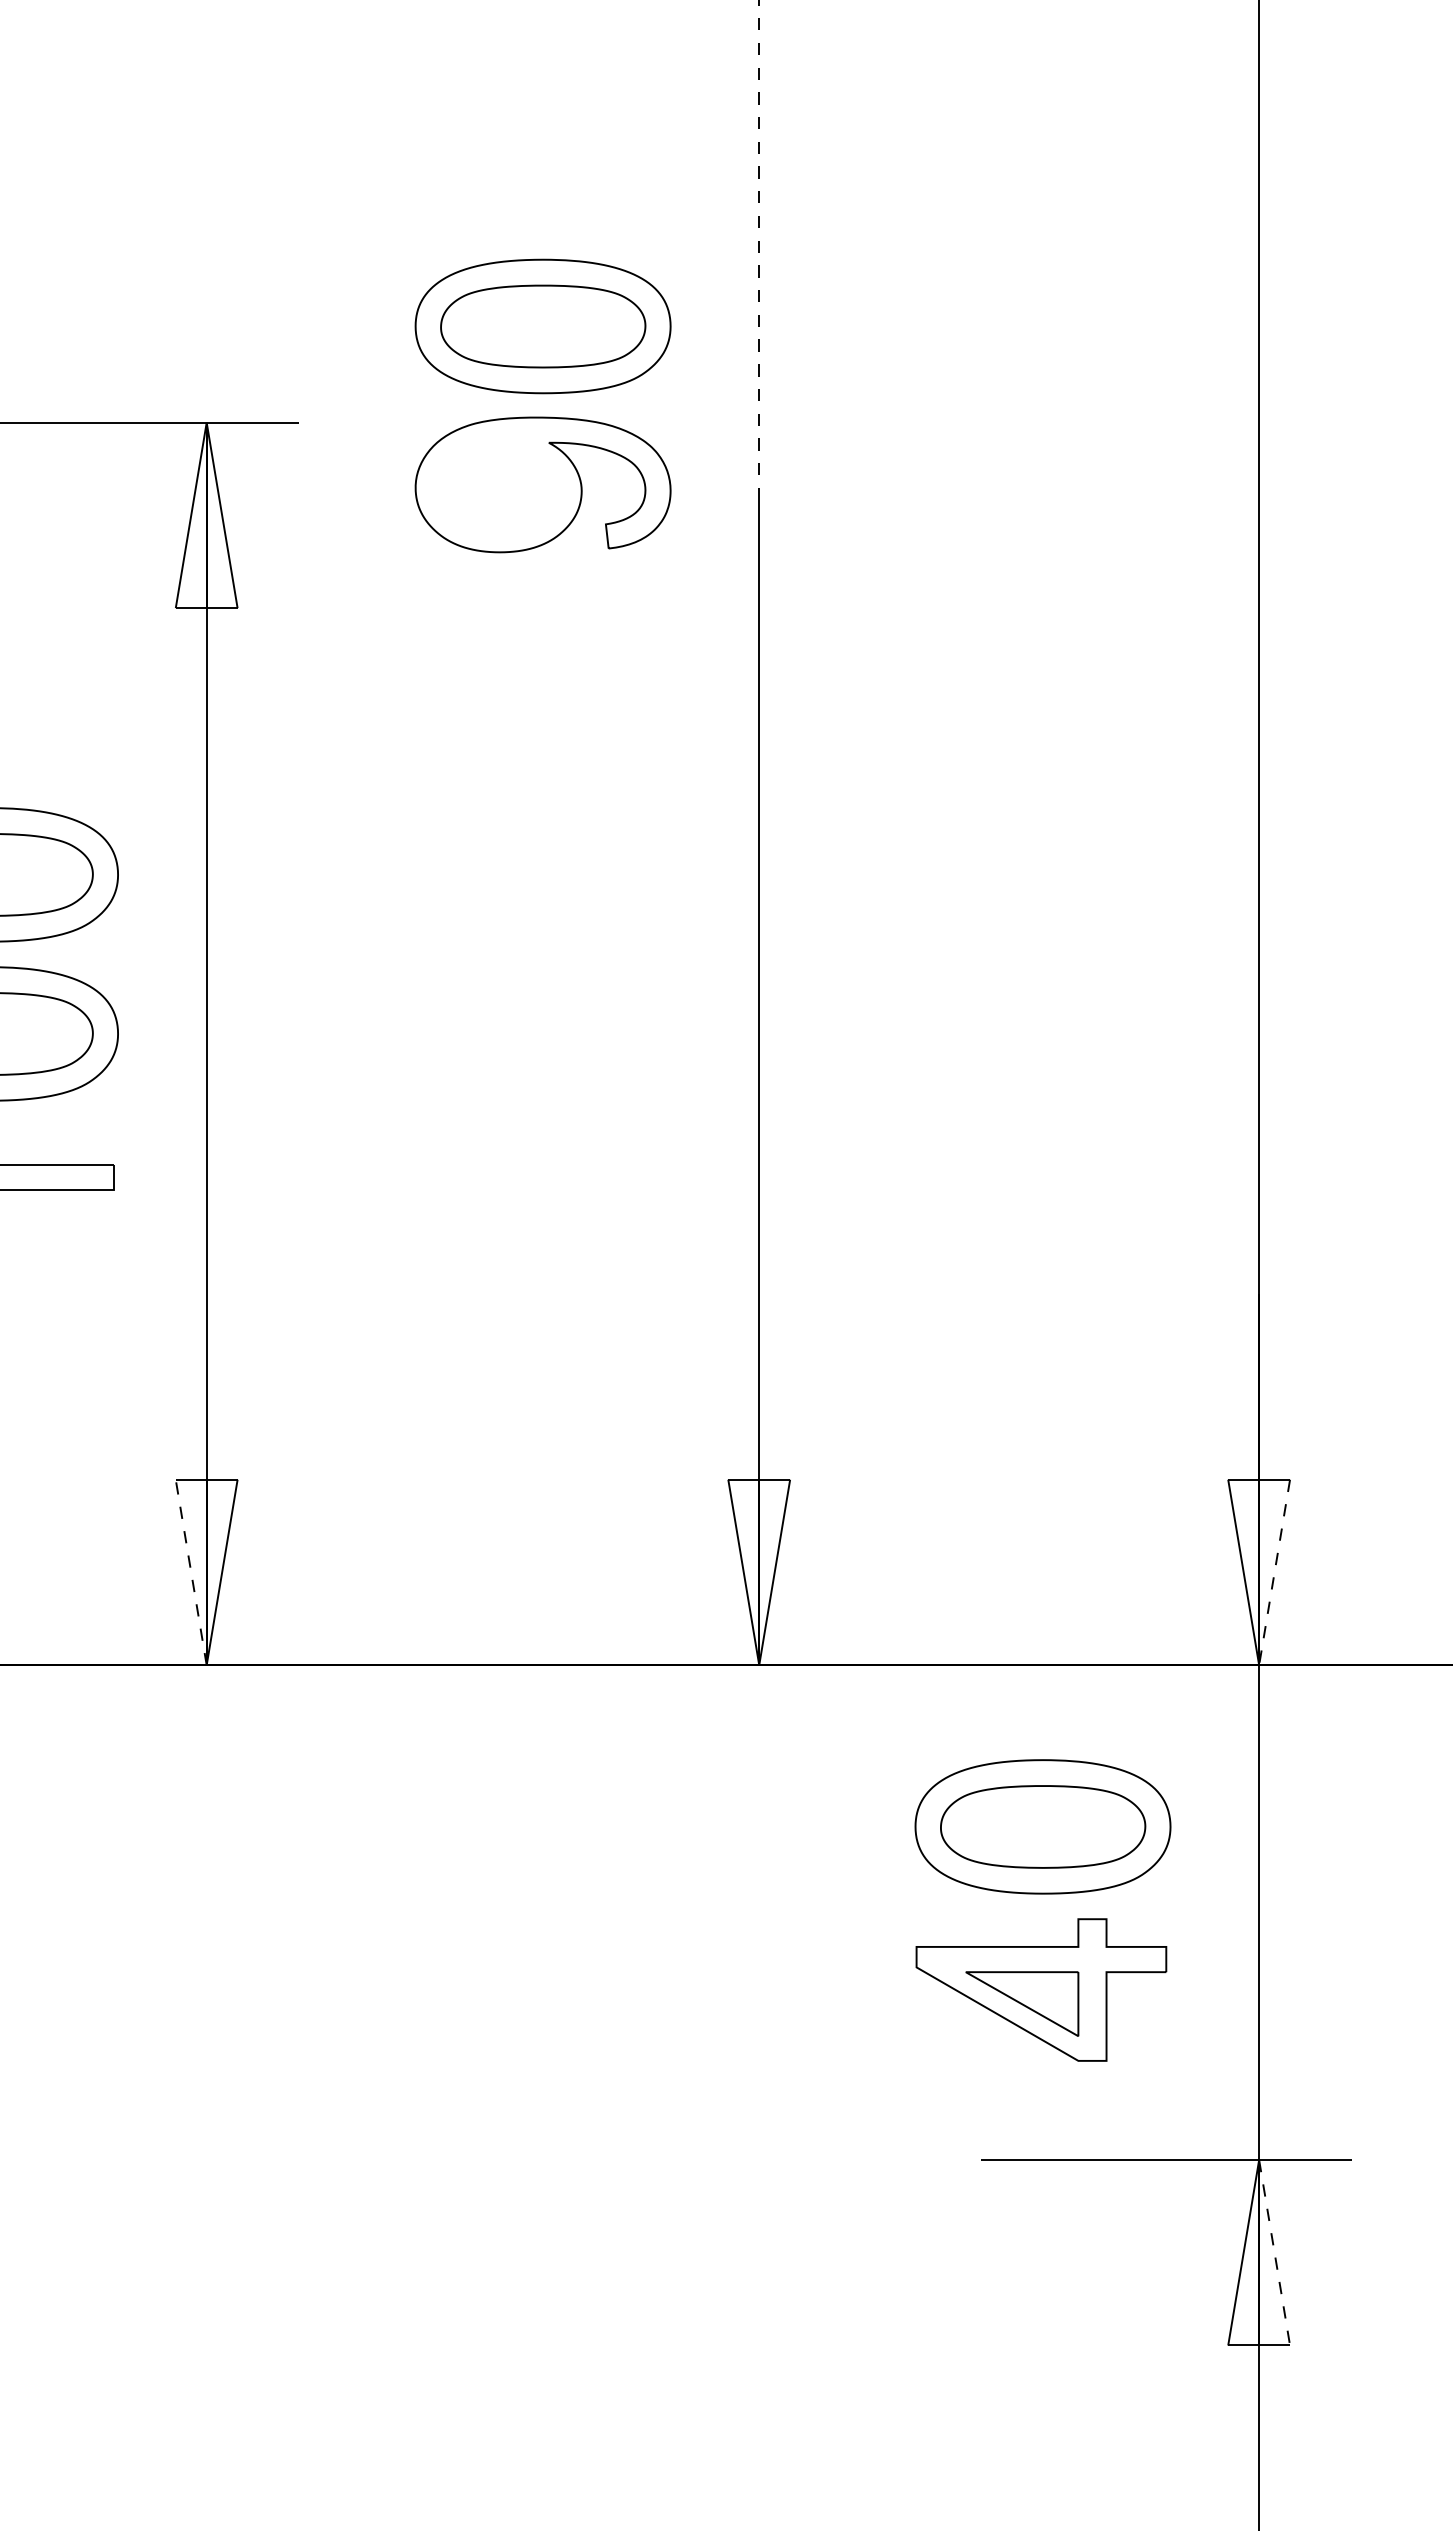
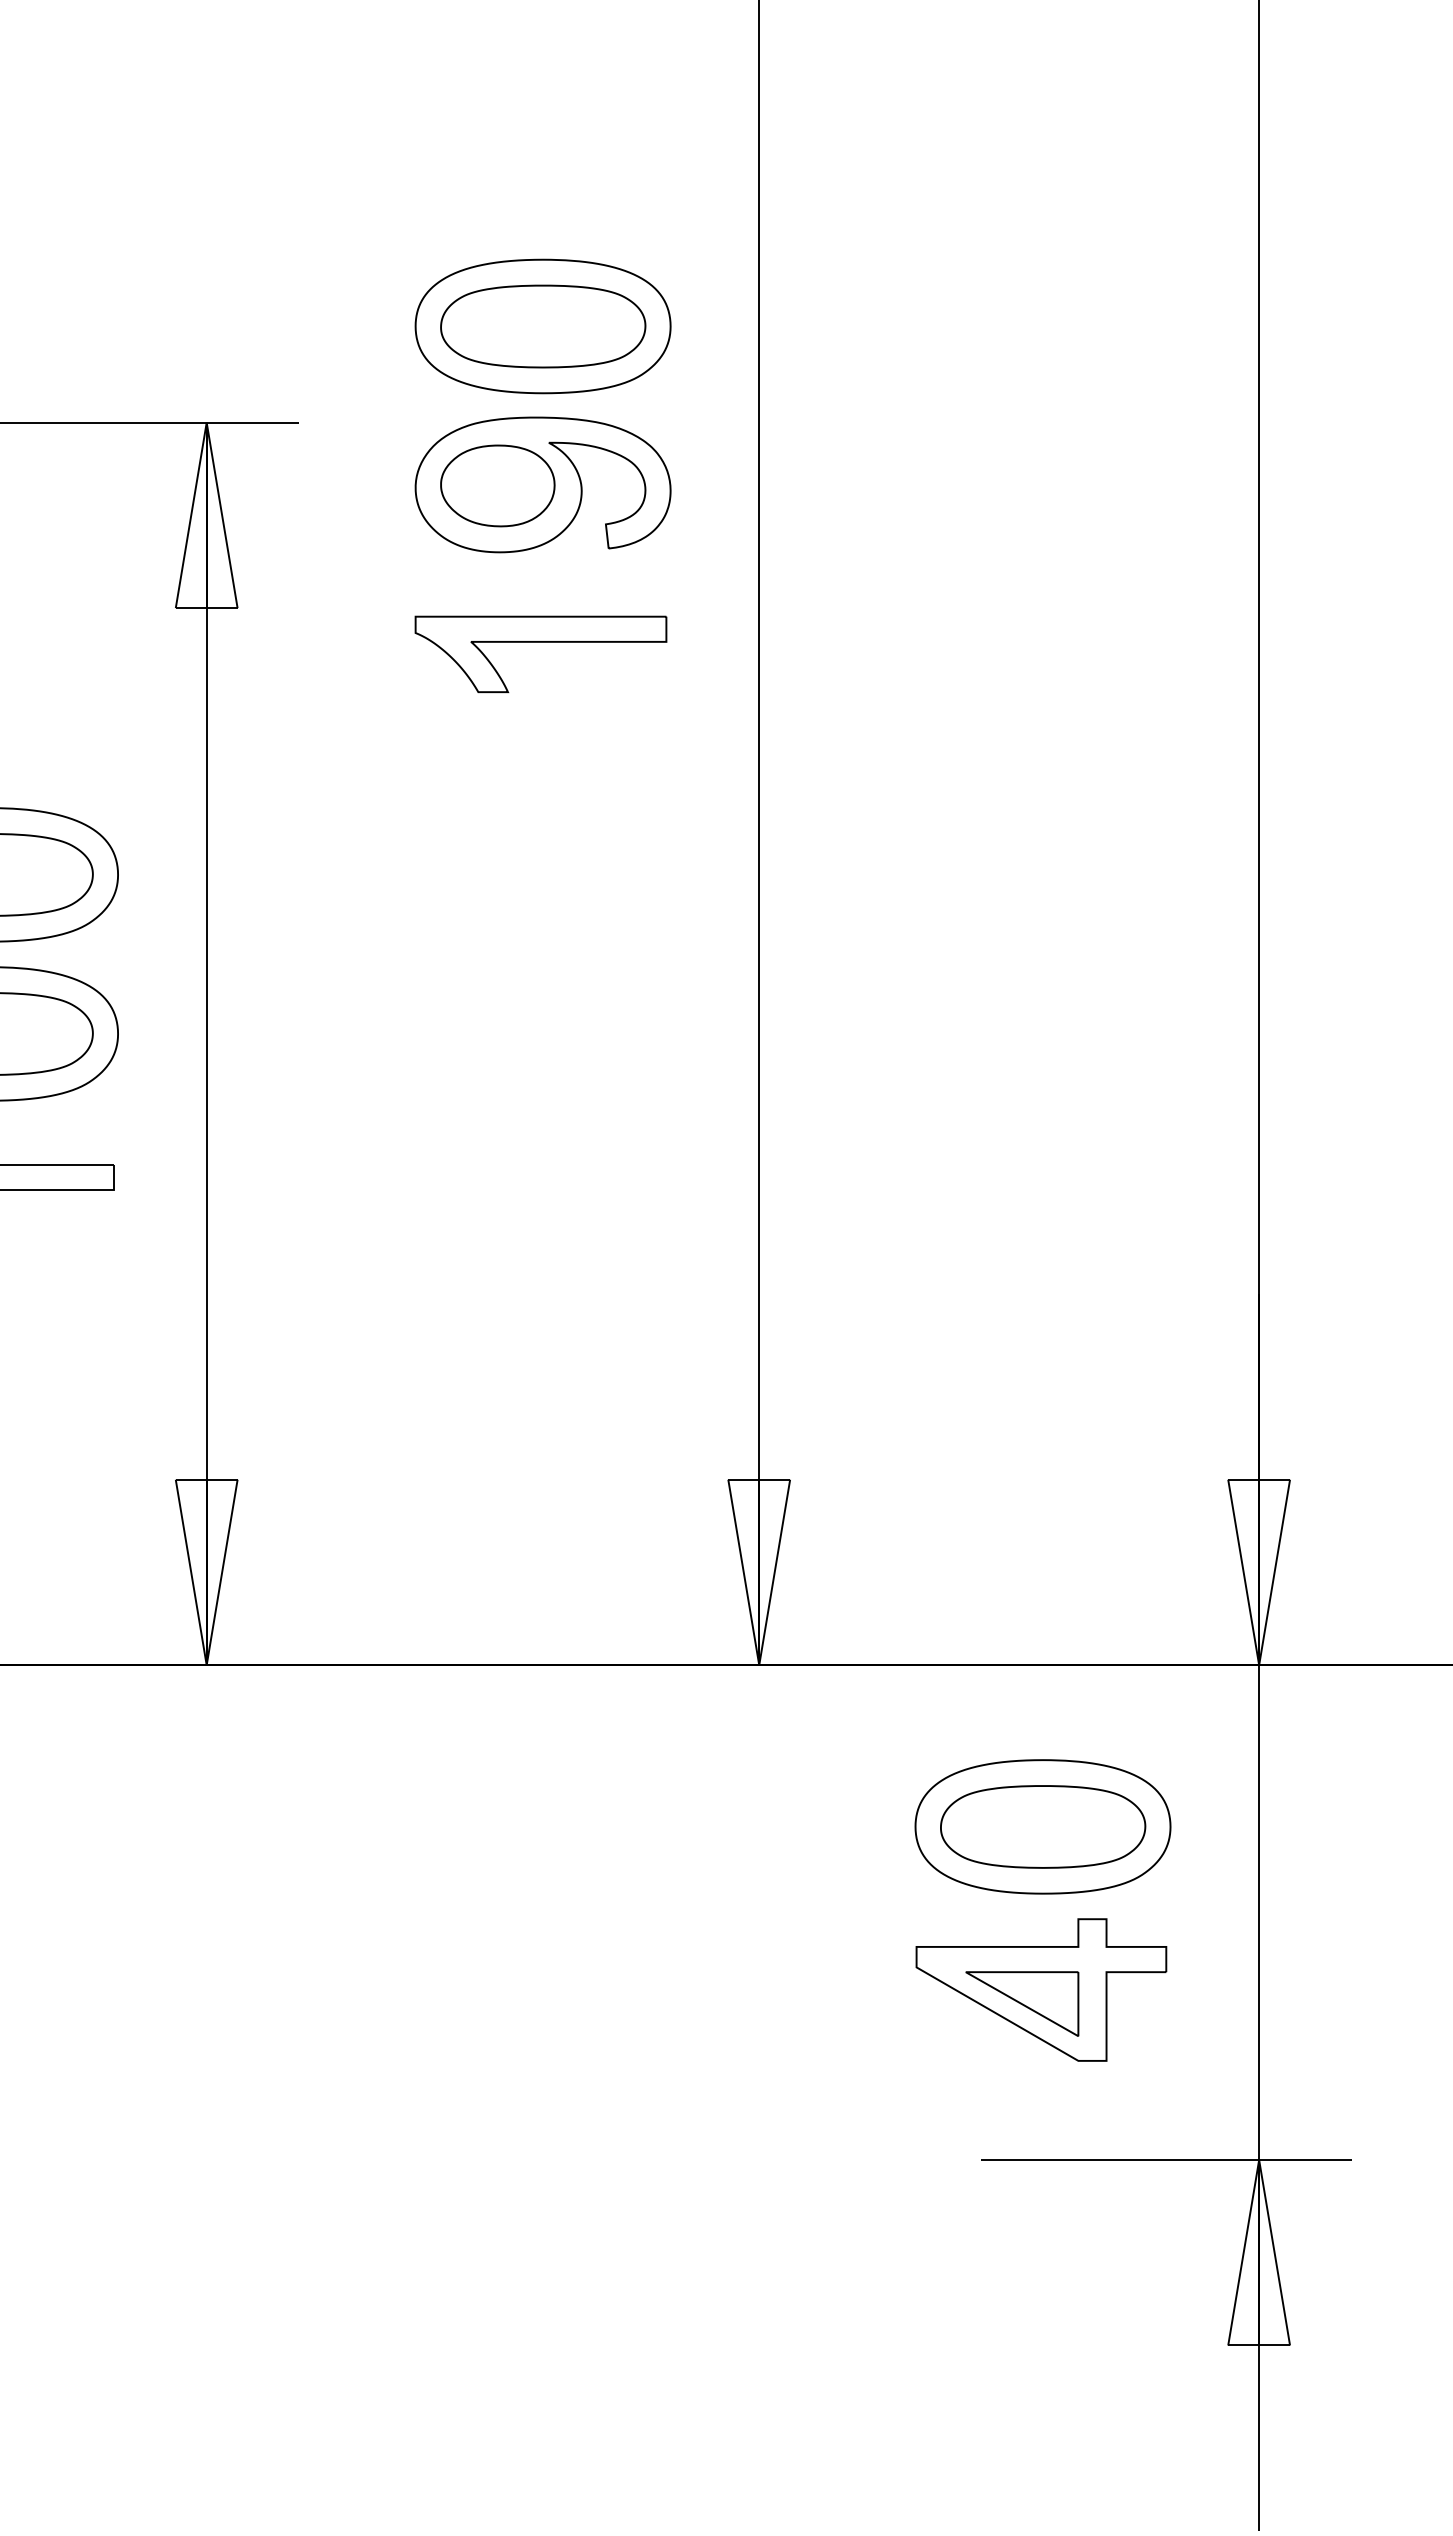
line: dashed -> solid (759, 248)
part: none -> present (497, 485)
part: none -> present (540, 642)
line: dashed -> solid (191, 1572)
line: dashed -> solid (1274, 1572)
line: dashed -> solid (1274, 2253)
